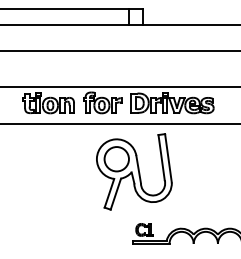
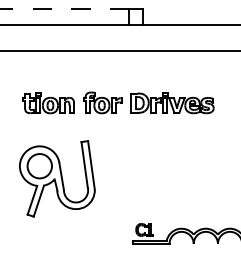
line: solid -> dashed (64, 8)
line: present -> none (119, 86)
line: present -> none (119, 124)
part position: (134, 171) -> (57, 178) (57, 178)
